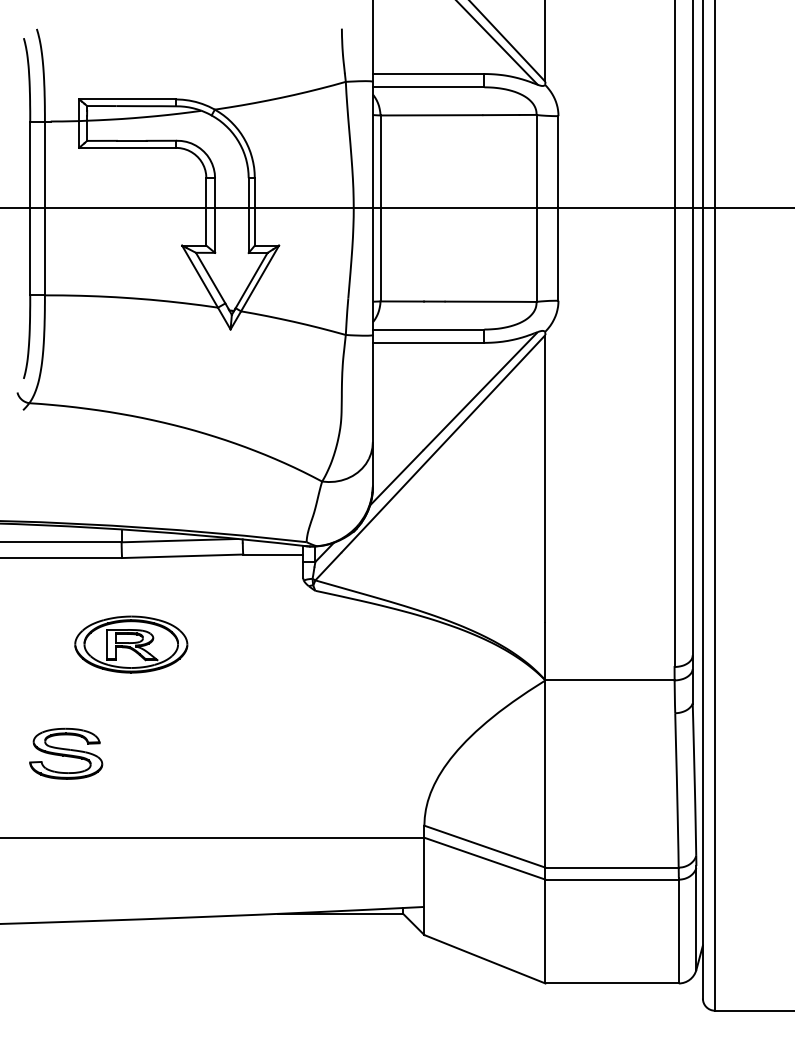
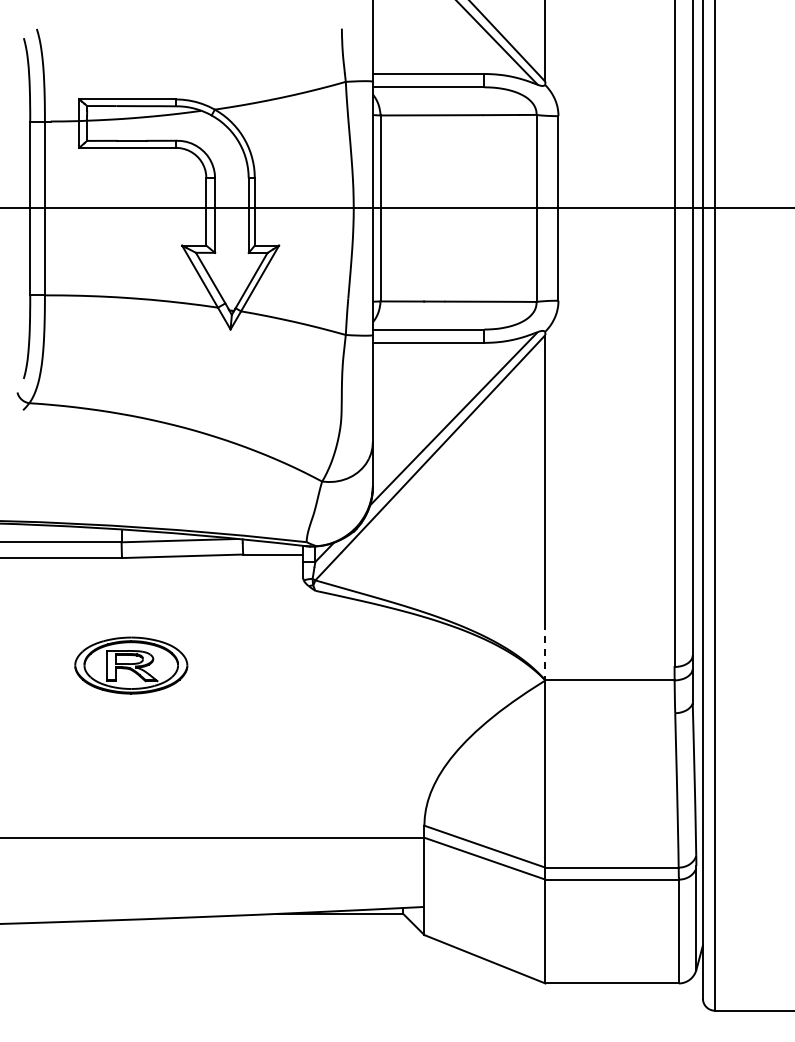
part position: (131, 644) -> (131, 665) (131, 665)
line: solid -> dashed (545, 651)
part: present -> none (66, 753)
